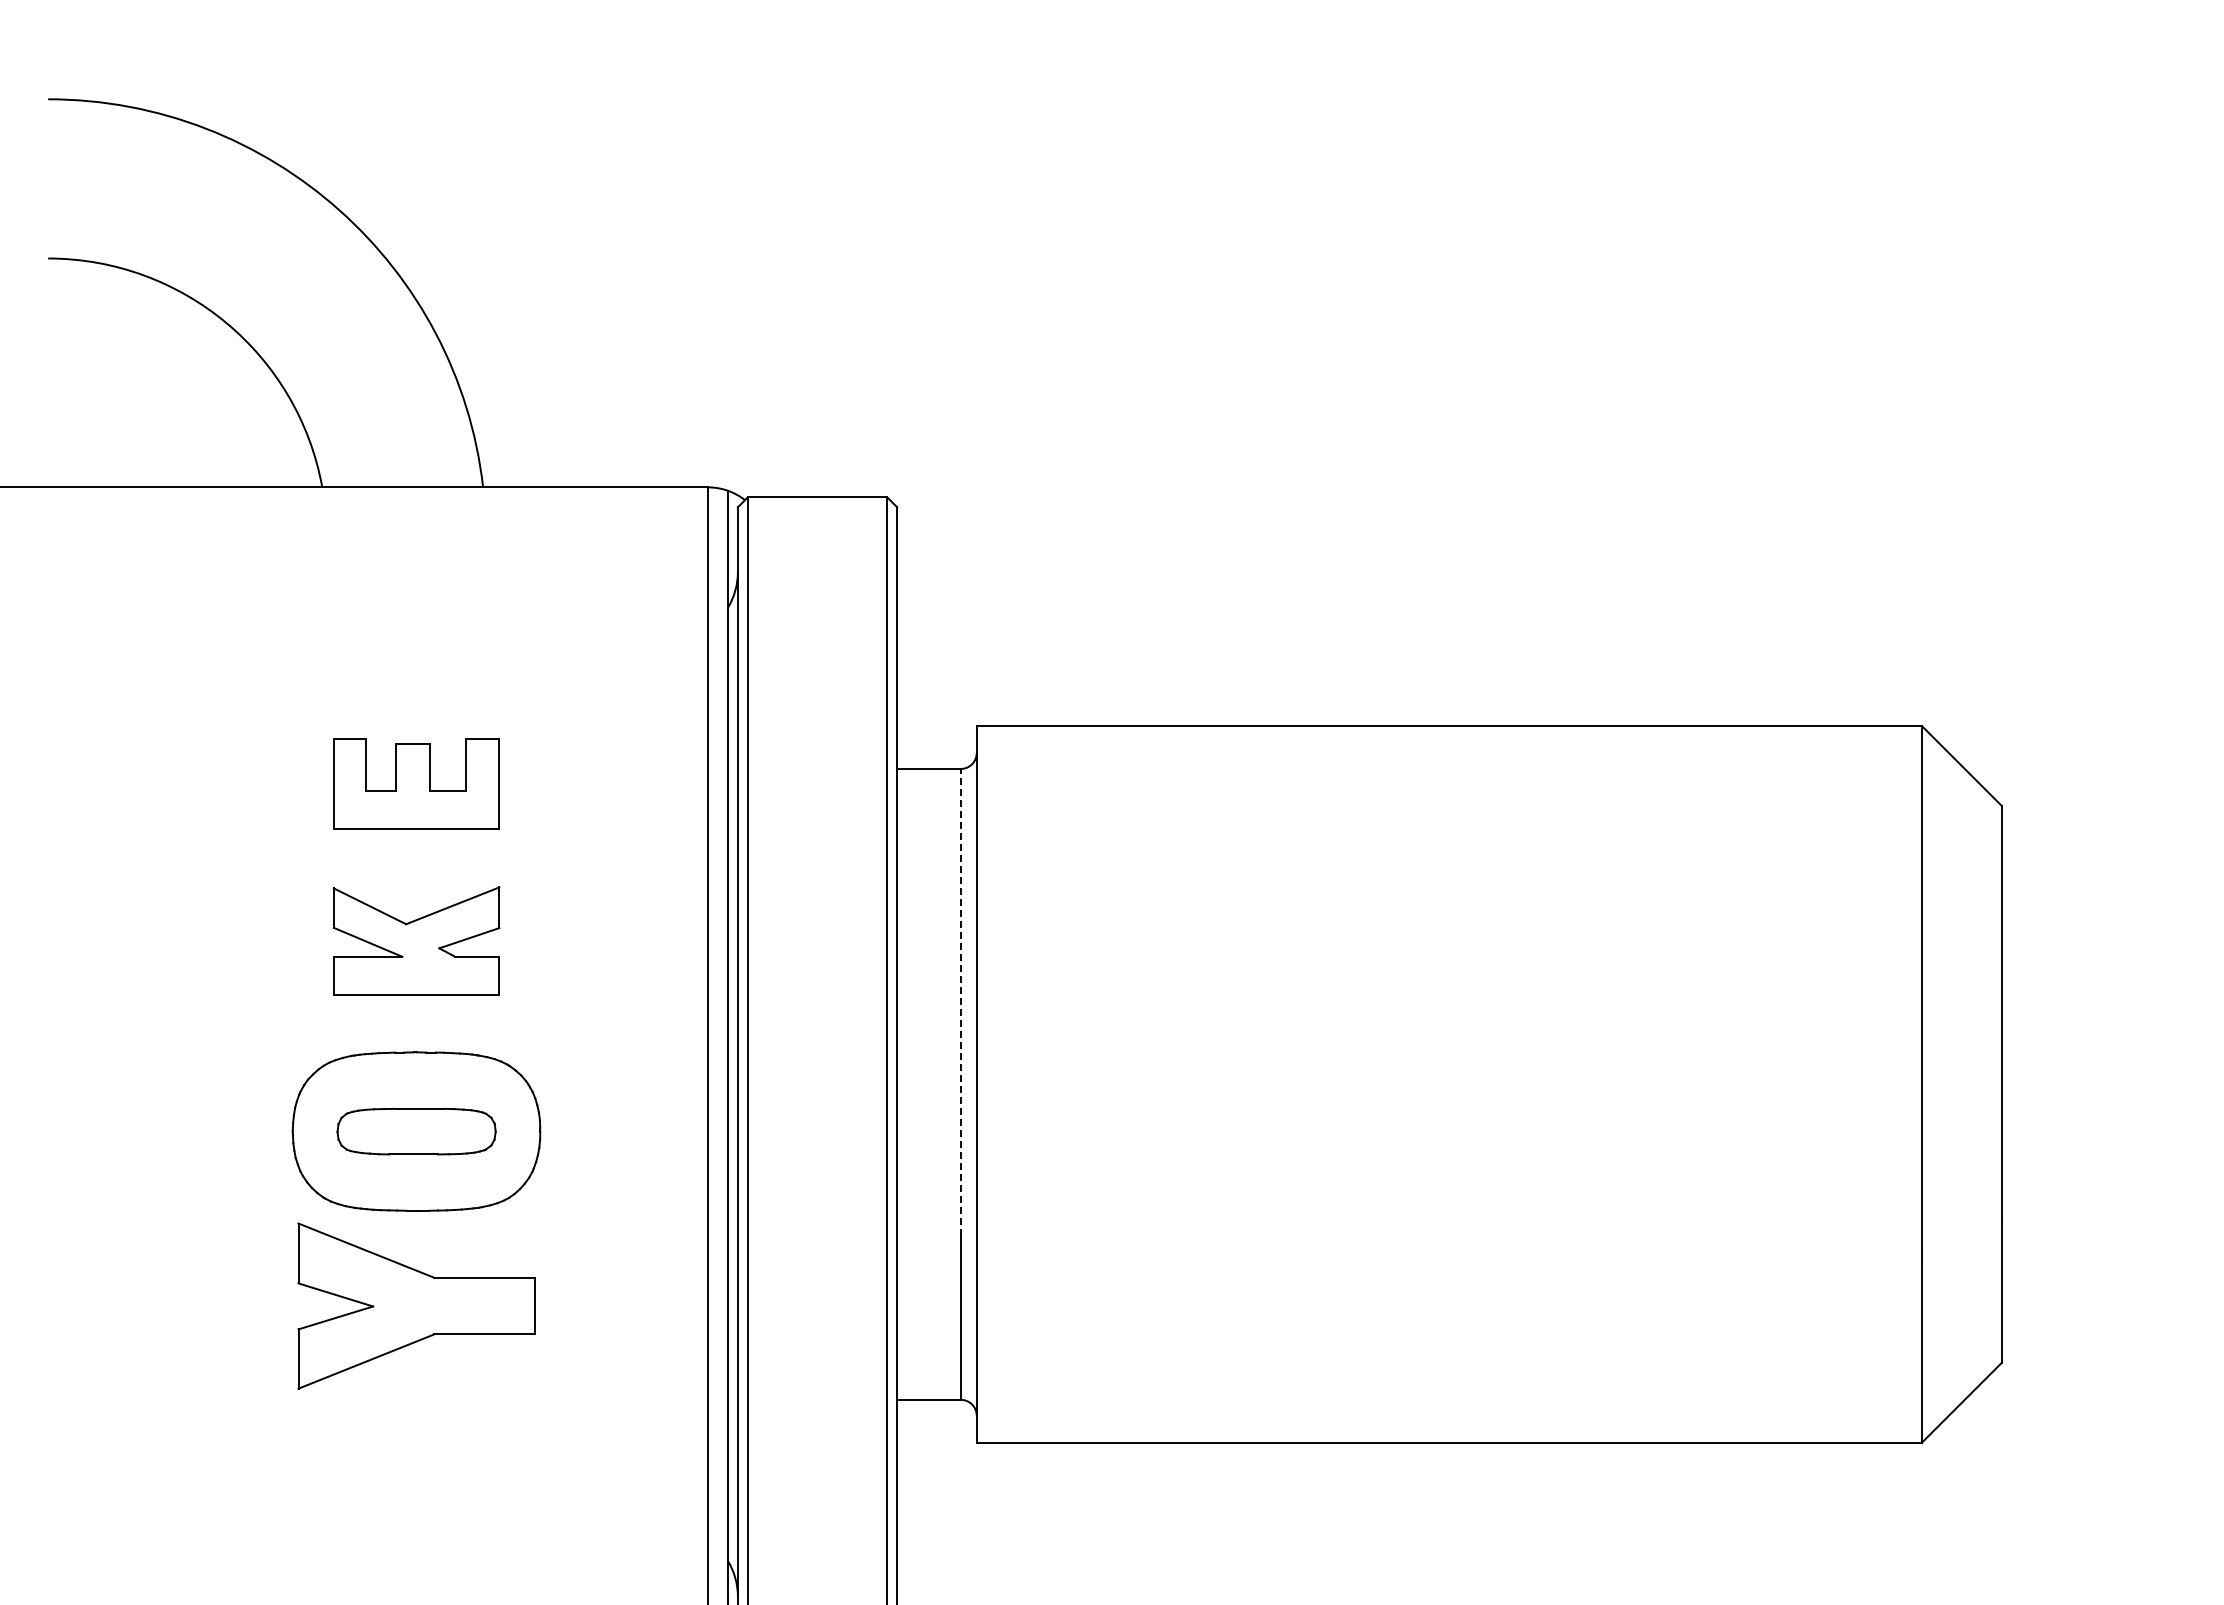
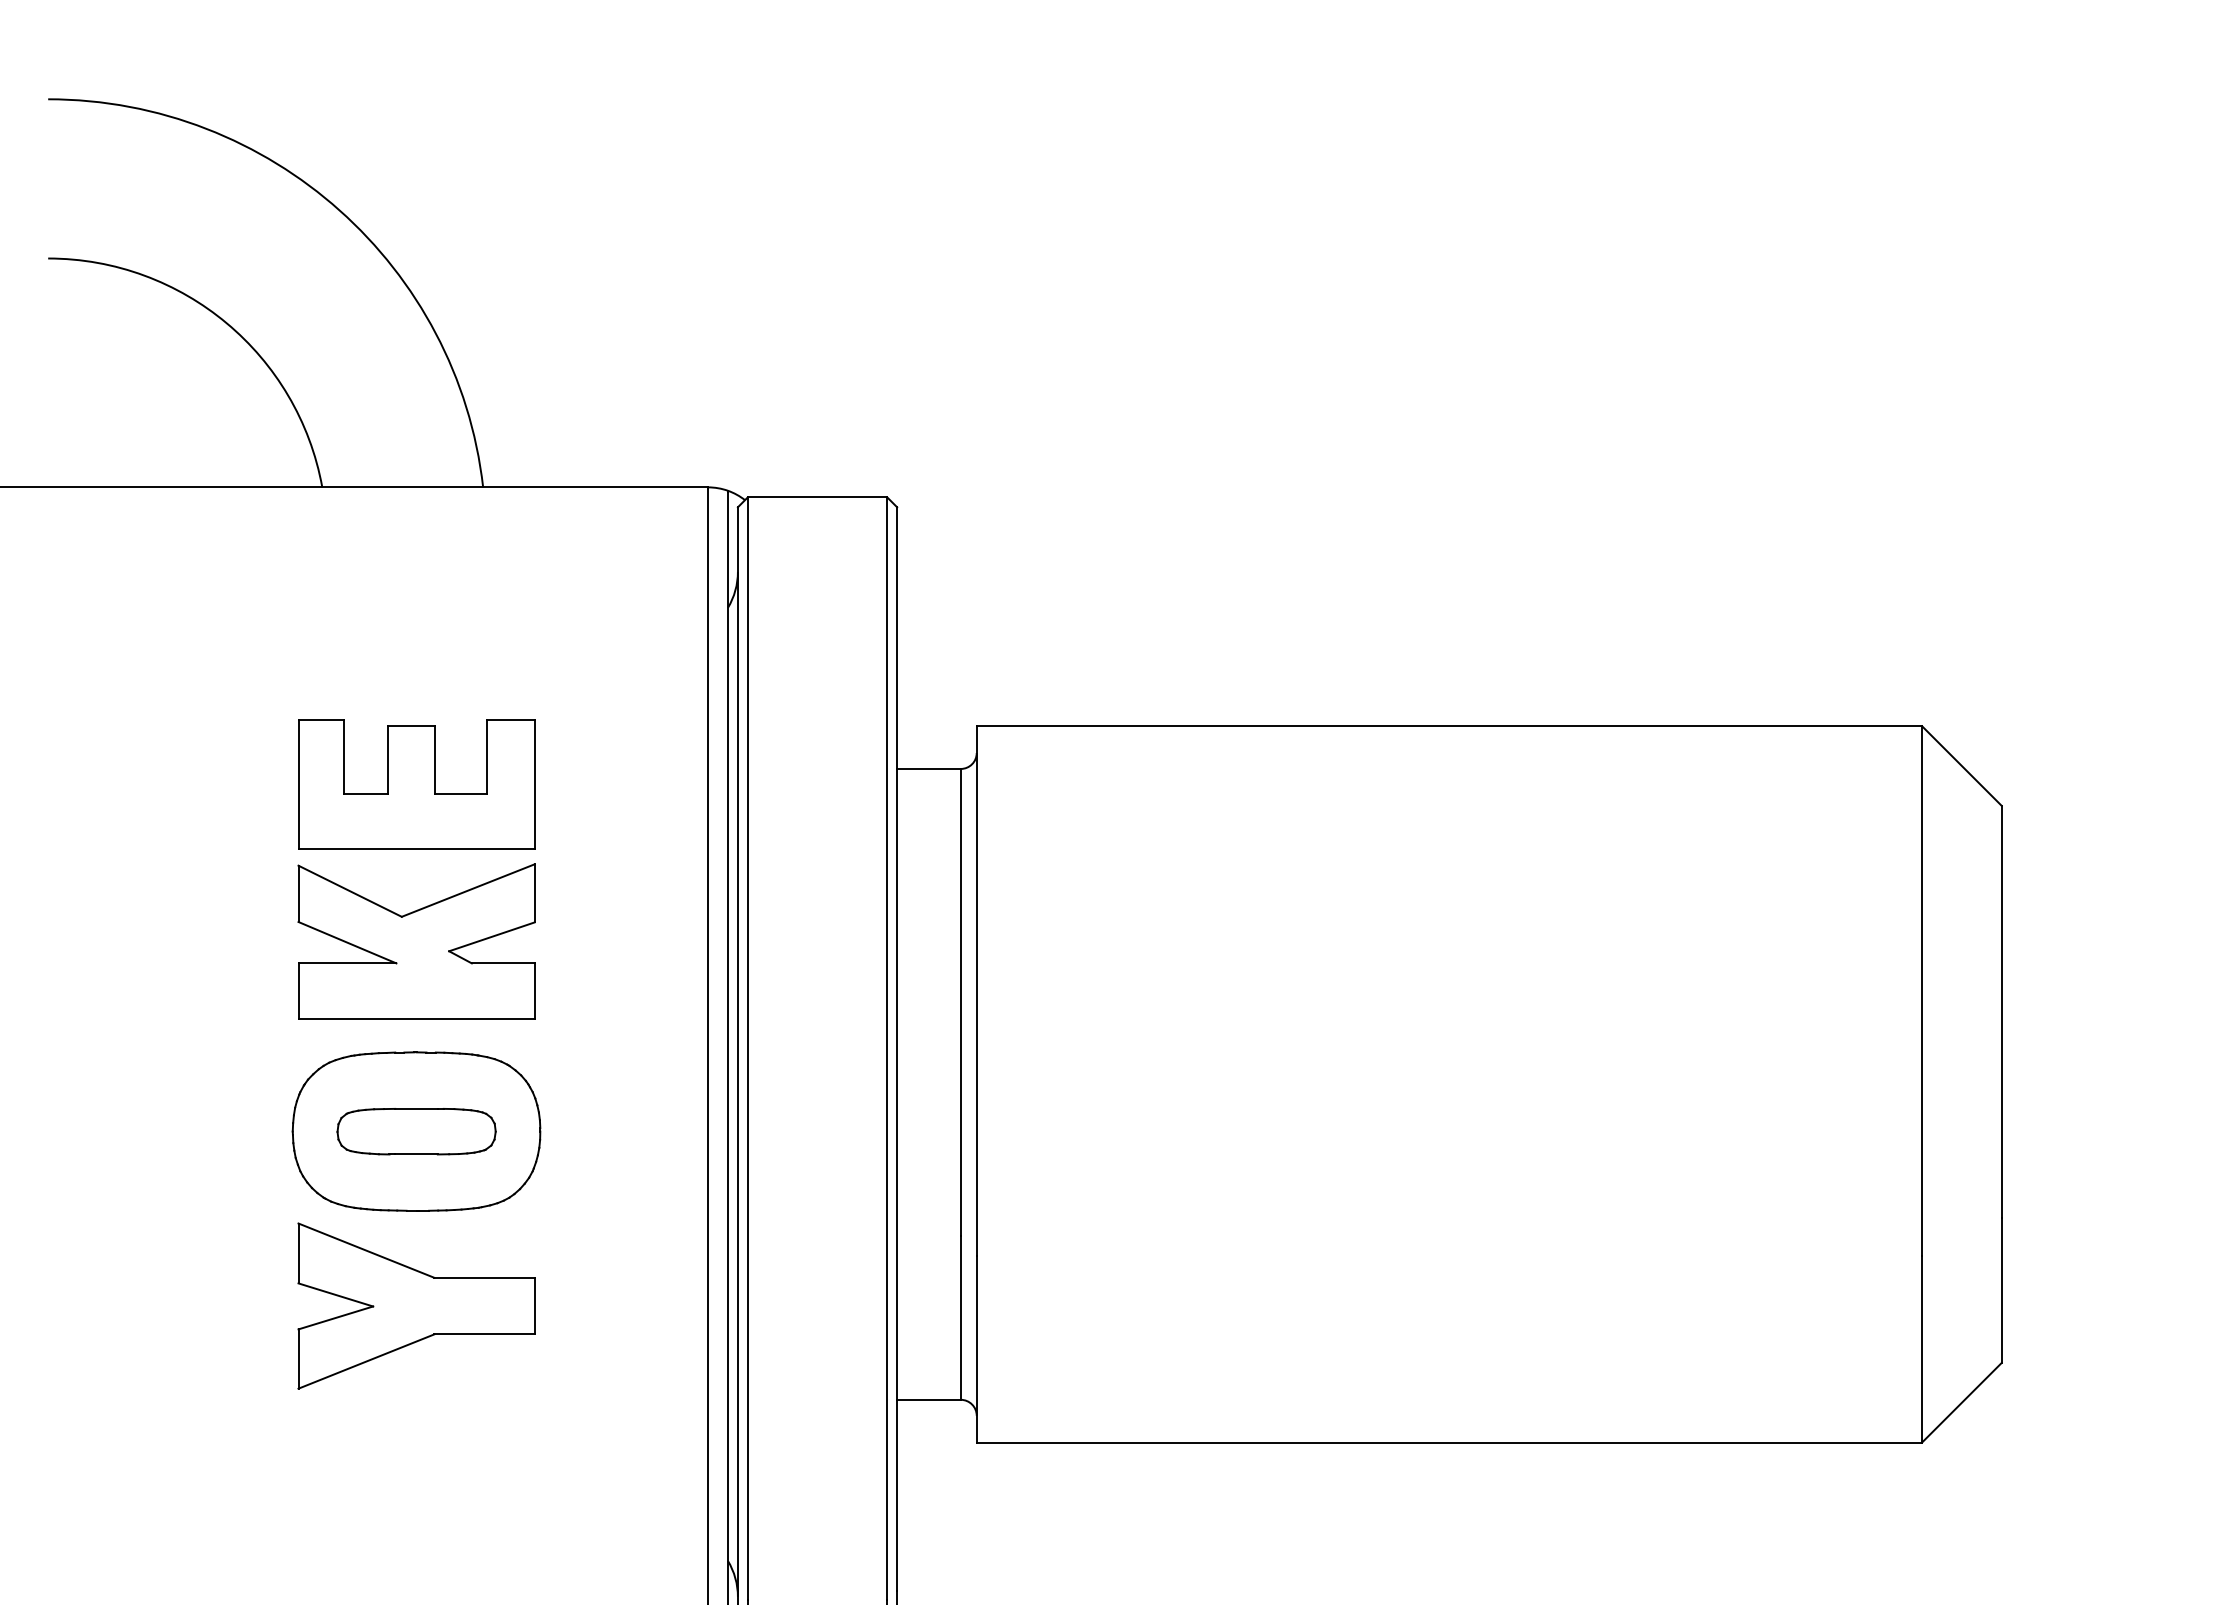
part size: 167x92 px -> 238x131 px (416, 784)
part size: 169x110 px -> 239x157 px (416, 941)
line: dashed -> solid (960, 1001)
